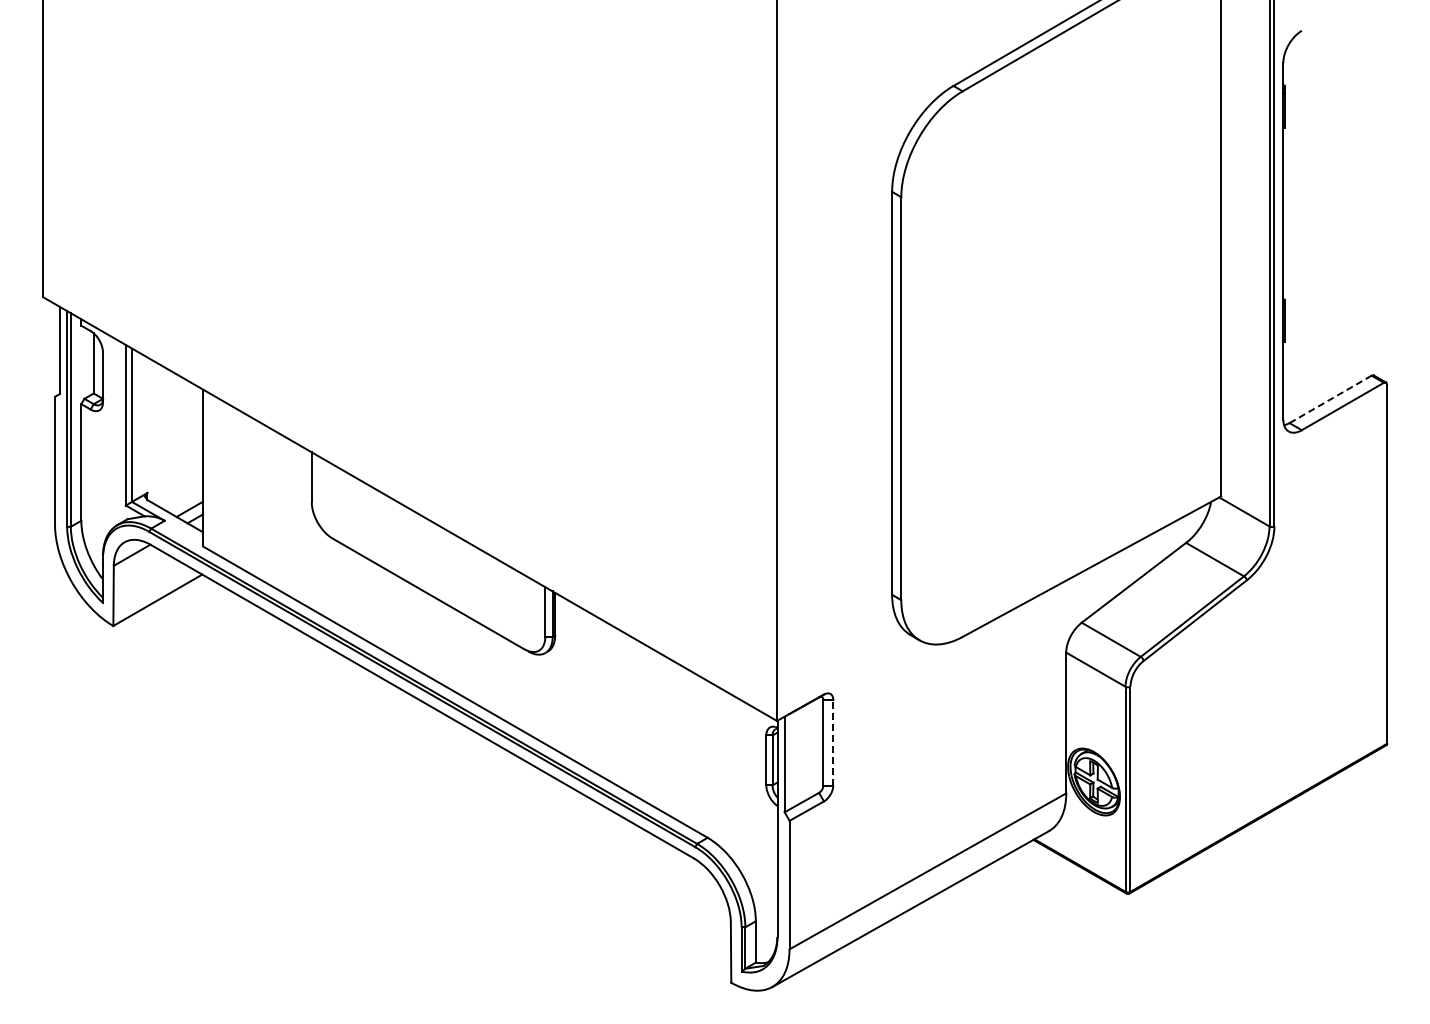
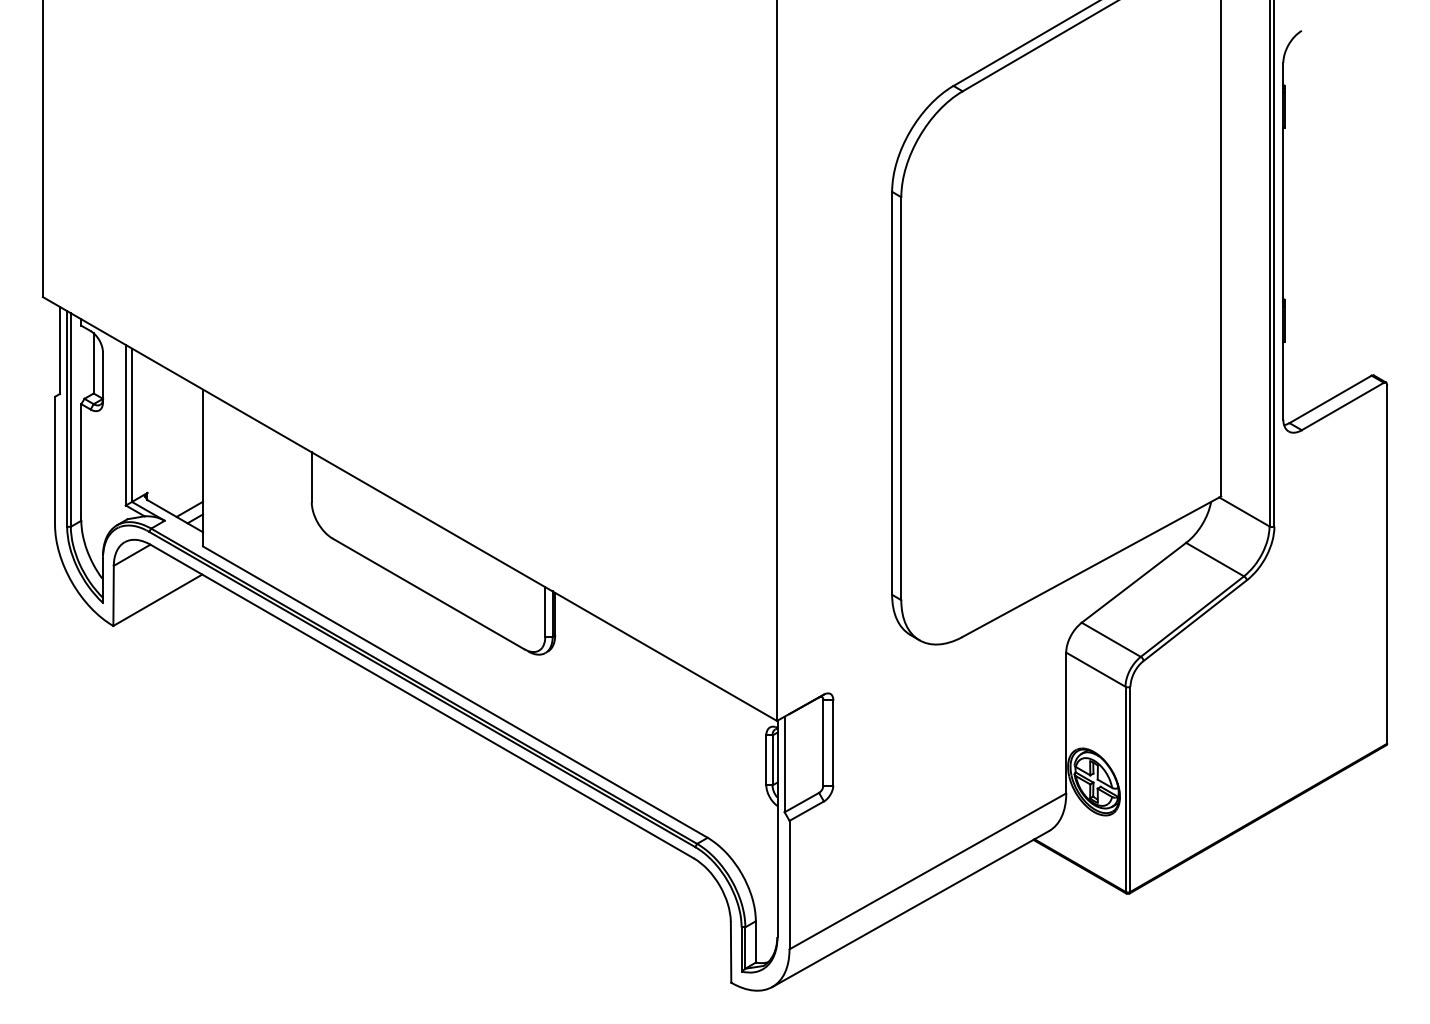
line: dashed -> solid (1331, 399)
line: dashed -> solid (833, 742)
